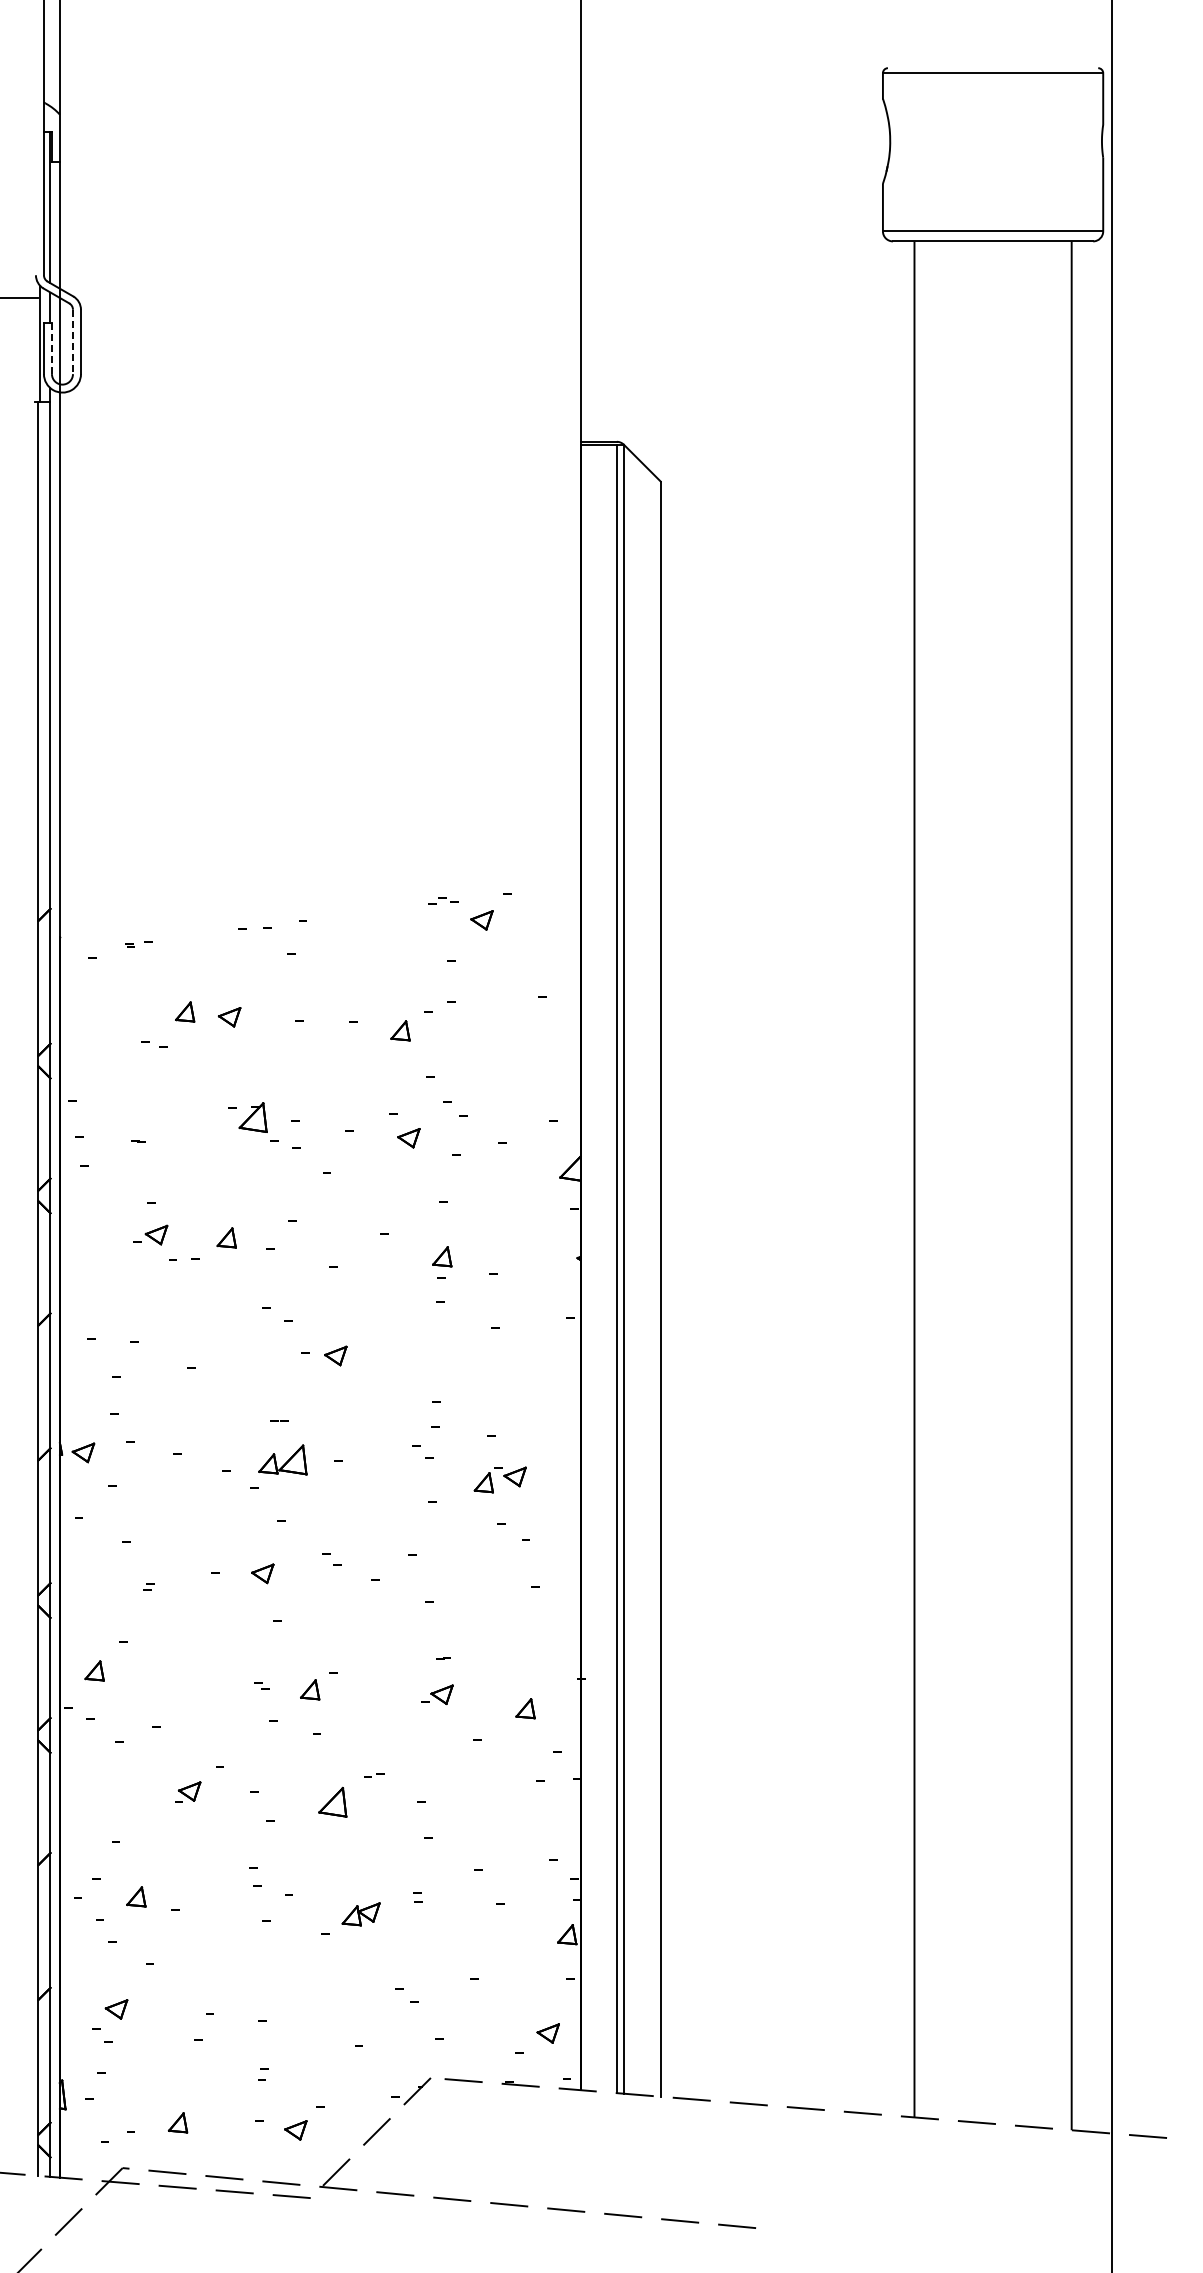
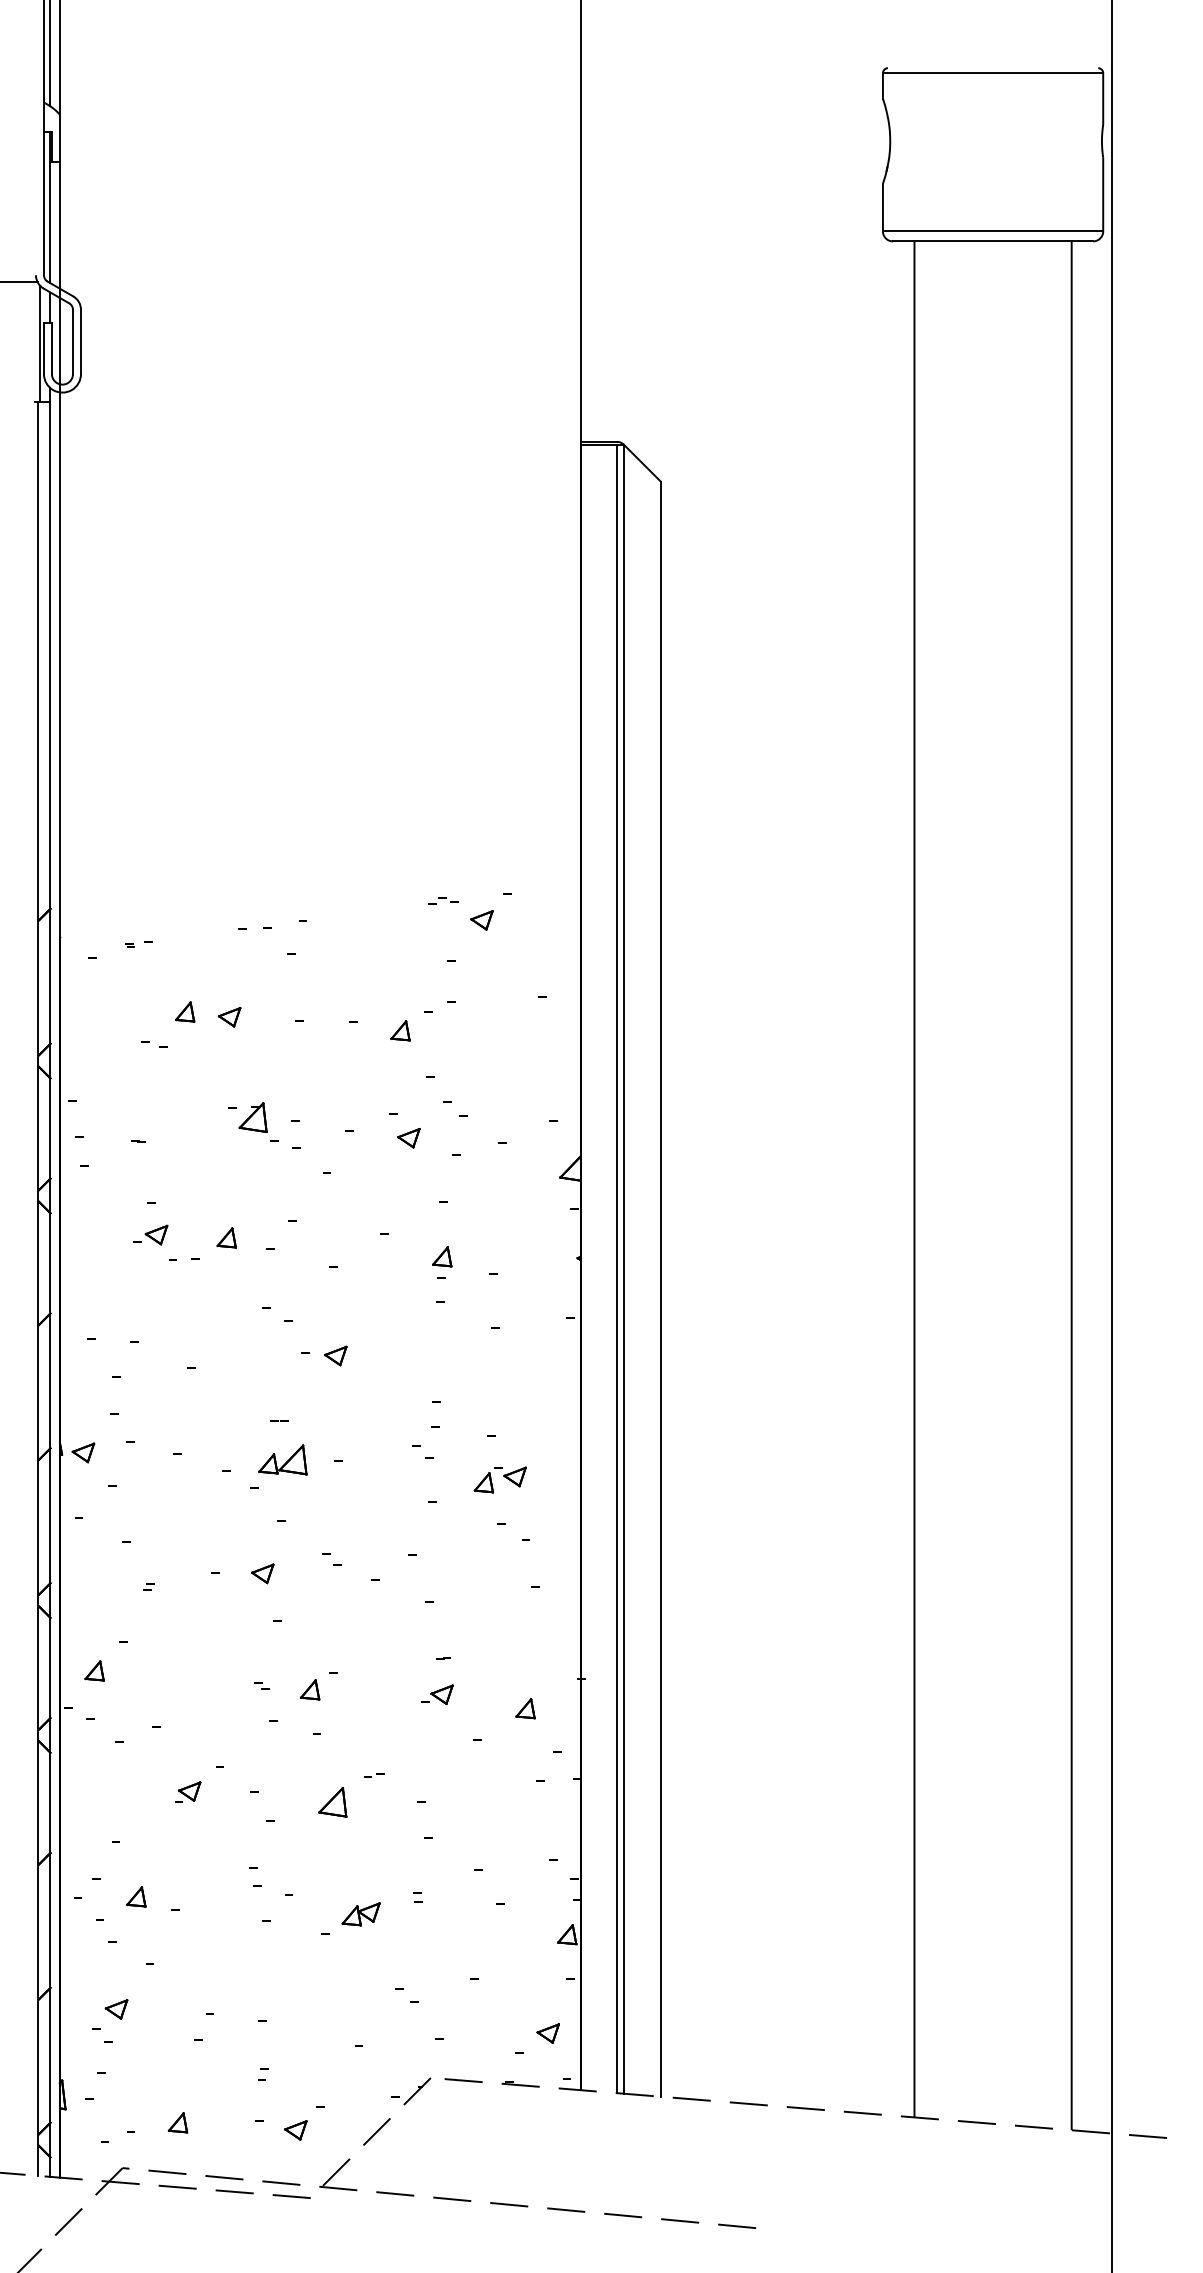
line: none -> present (50, 54)
line position: (19, 298) -> (19, 282) (19, 282)
line: dashed -> solid (72, 342)
line: dashed -> solid (51, 348)
